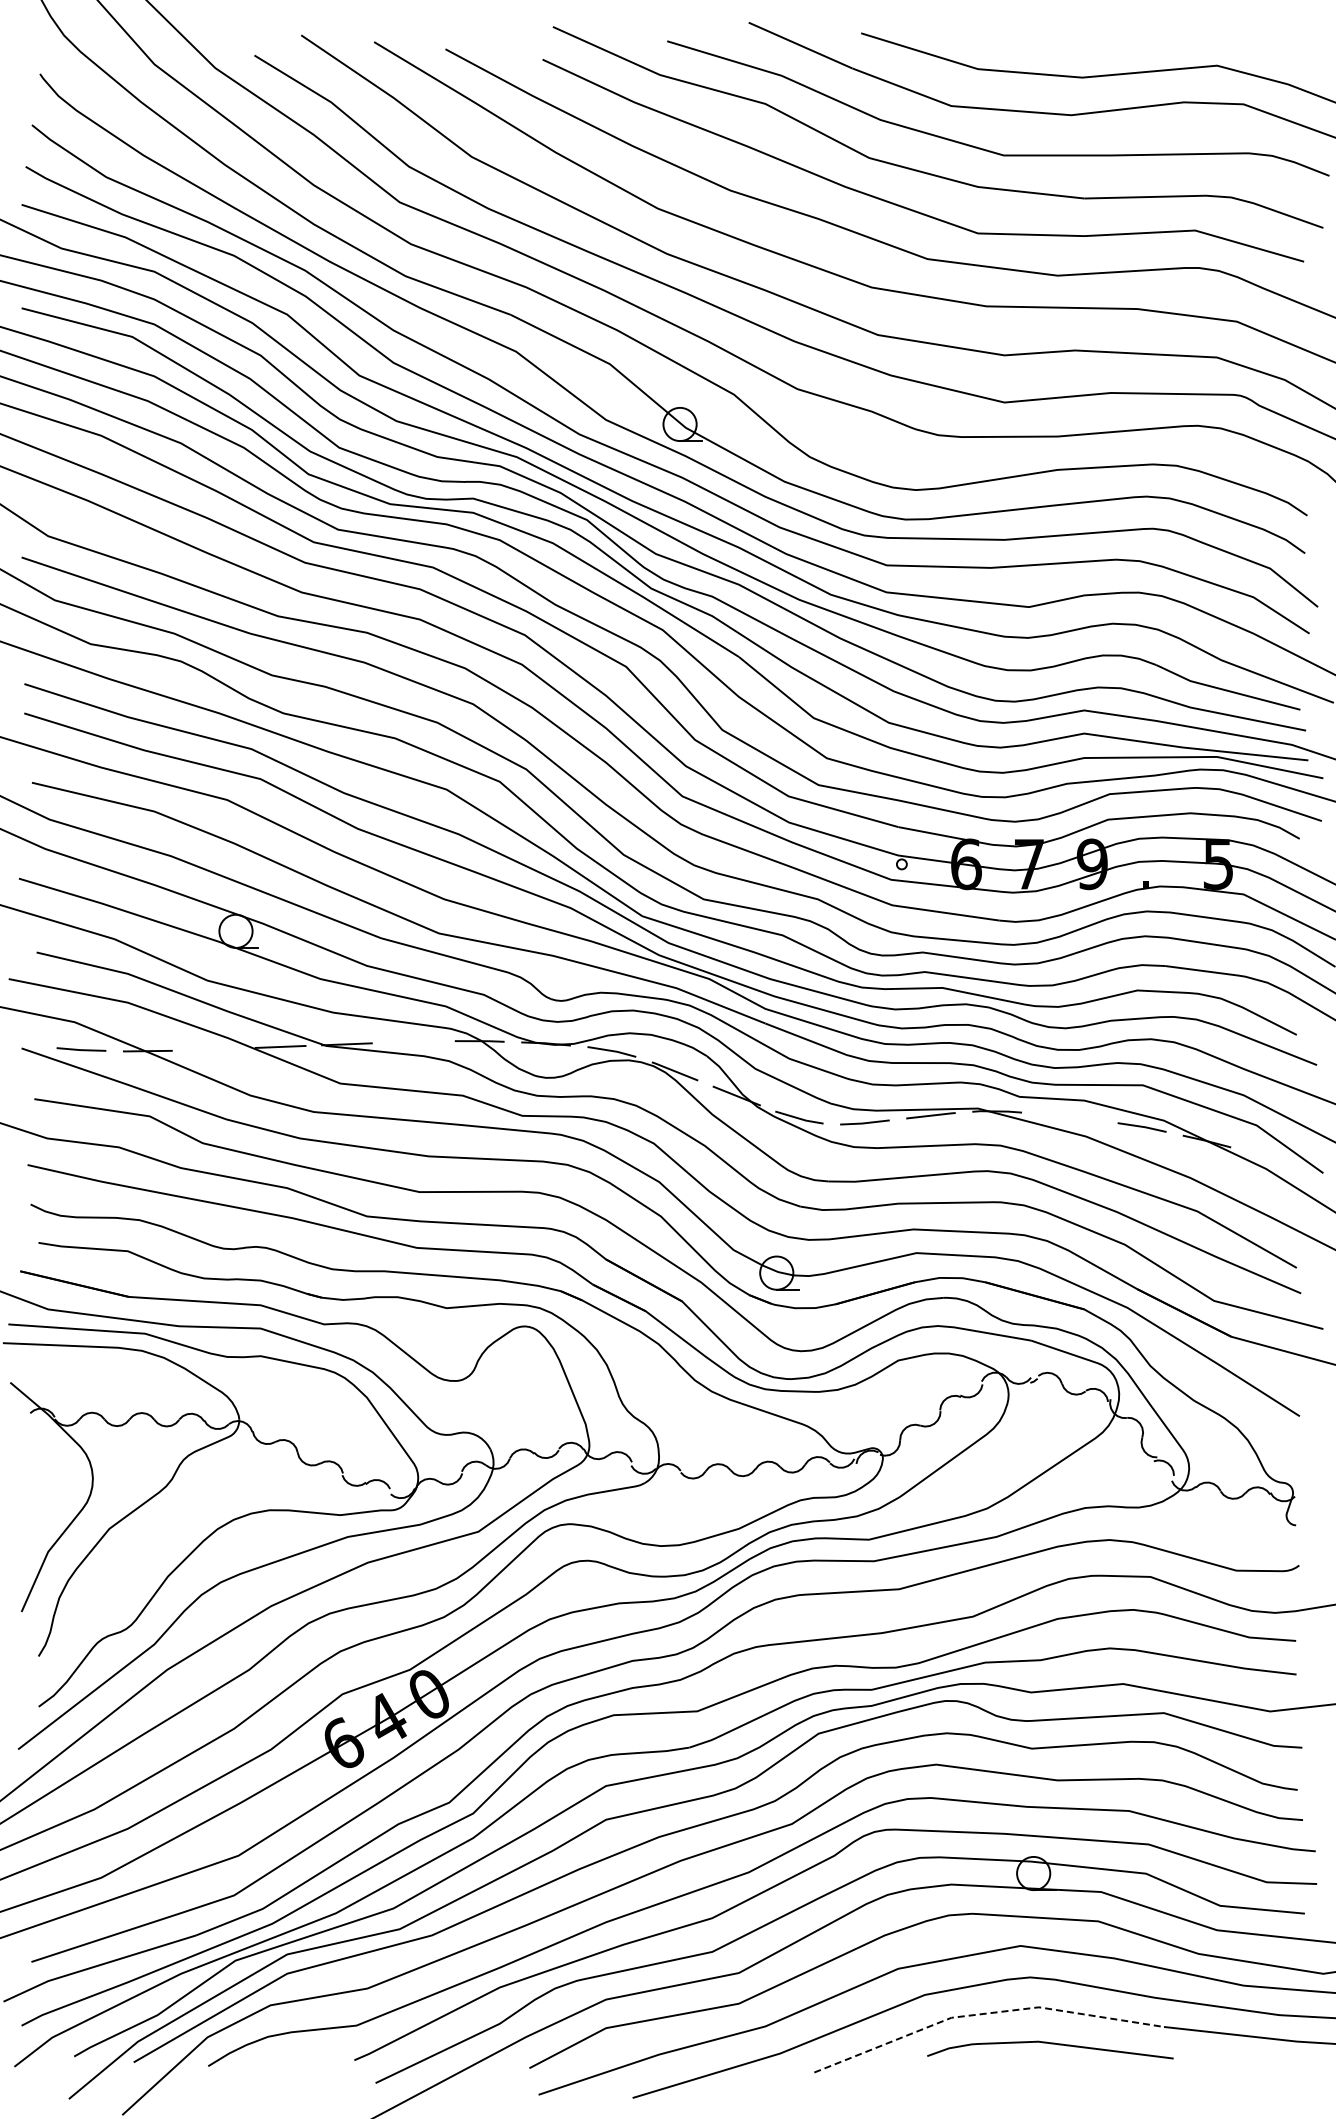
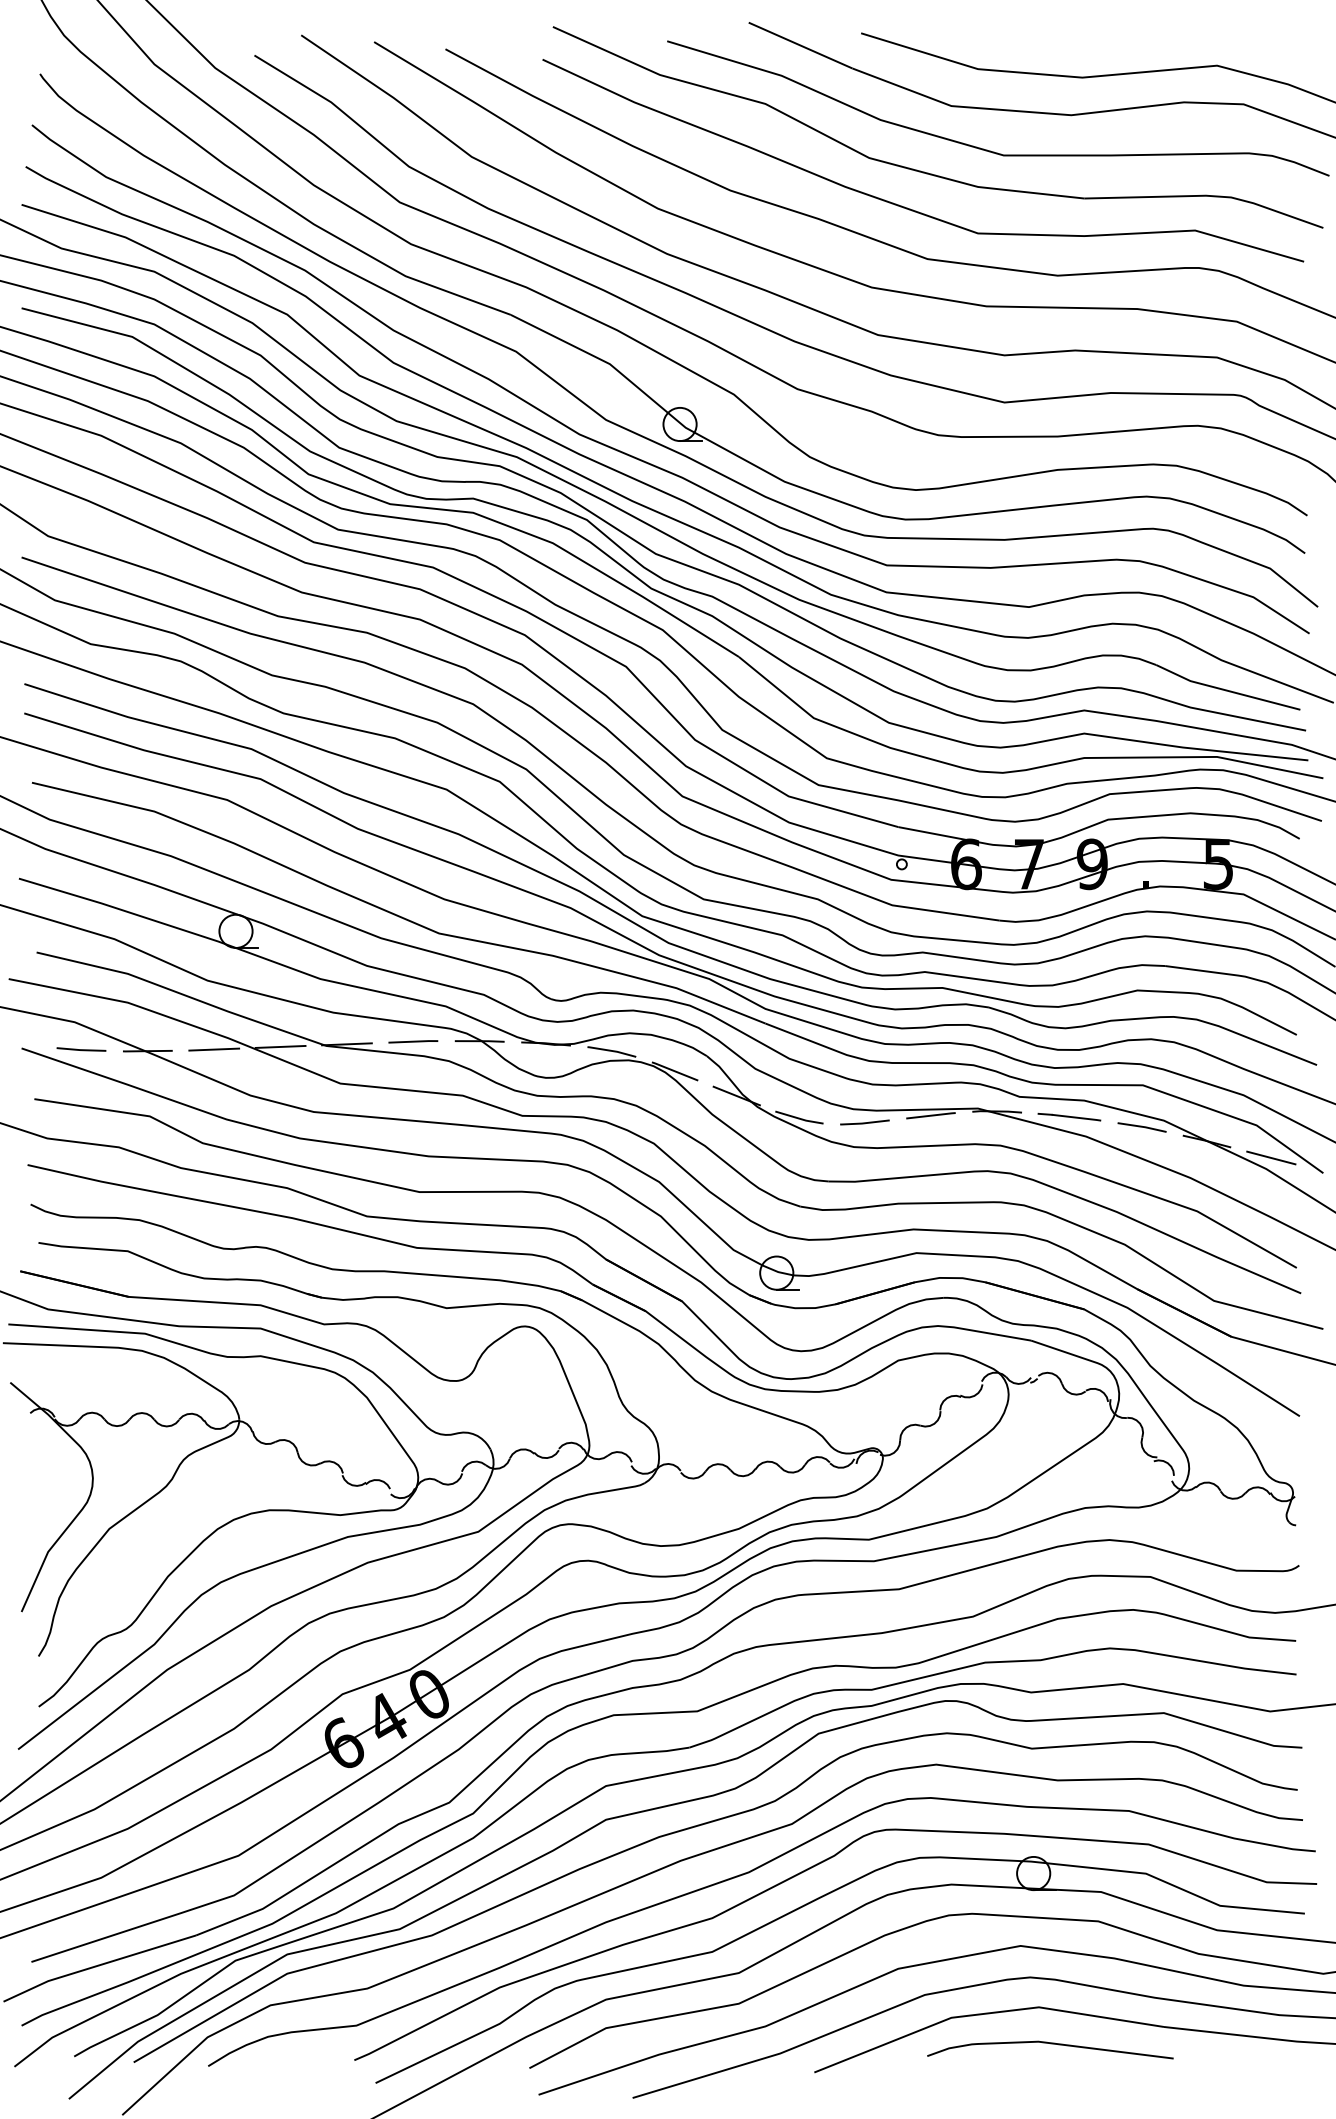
line: none -> present (413, 1041)
line: none -> present (214, 1049)
line: none -> present (1069, 1116)
line: none -> present (1271, 1157)
line: dashed -> solid (984, 2013)
